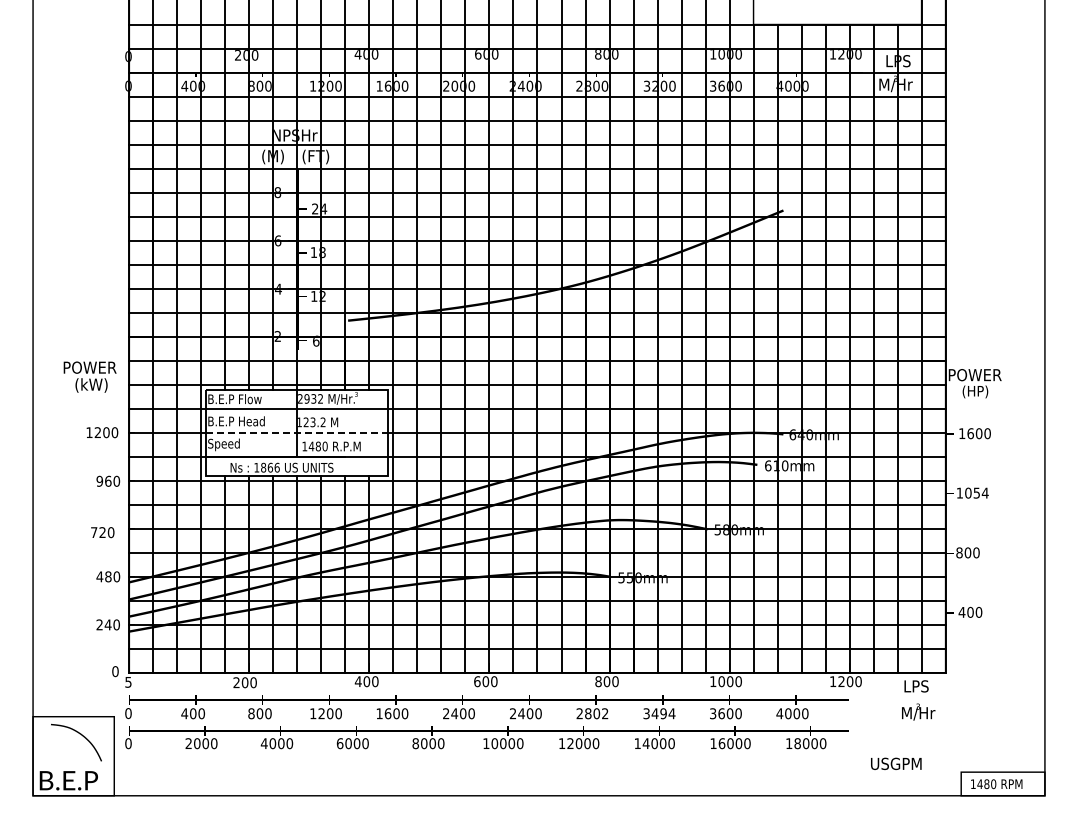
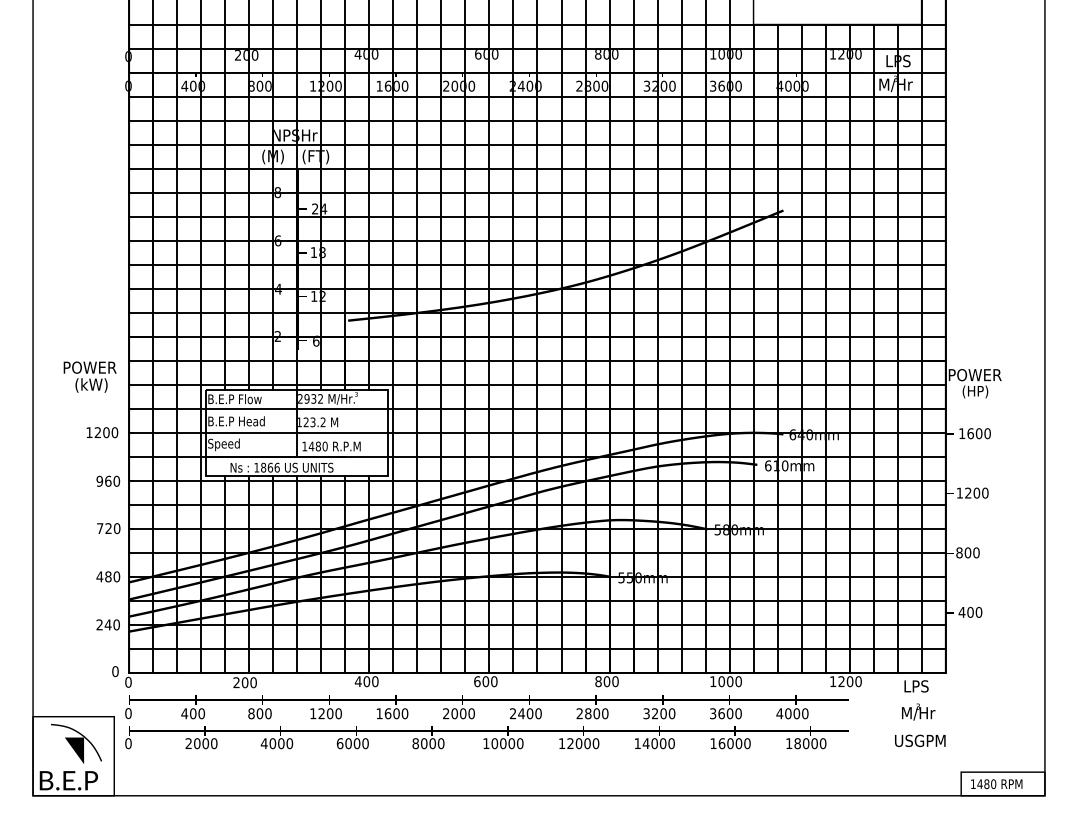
line: dashed -> solid (297, 432)
text: 1054 -> 1200 (976, 492)
text position: (102, 532) -> (108, 528) (108, 528)
text: 5 -> 0 (128, 681)
text: 2400 -> 2000 (454, 713)
text: 2802 -> 2800 (605, 713)
text: 3494 -> 3200 (663, 713)
fill: none -> present (74, 750)
text position: (896, 763) -> (920, 740) (920, 740)
